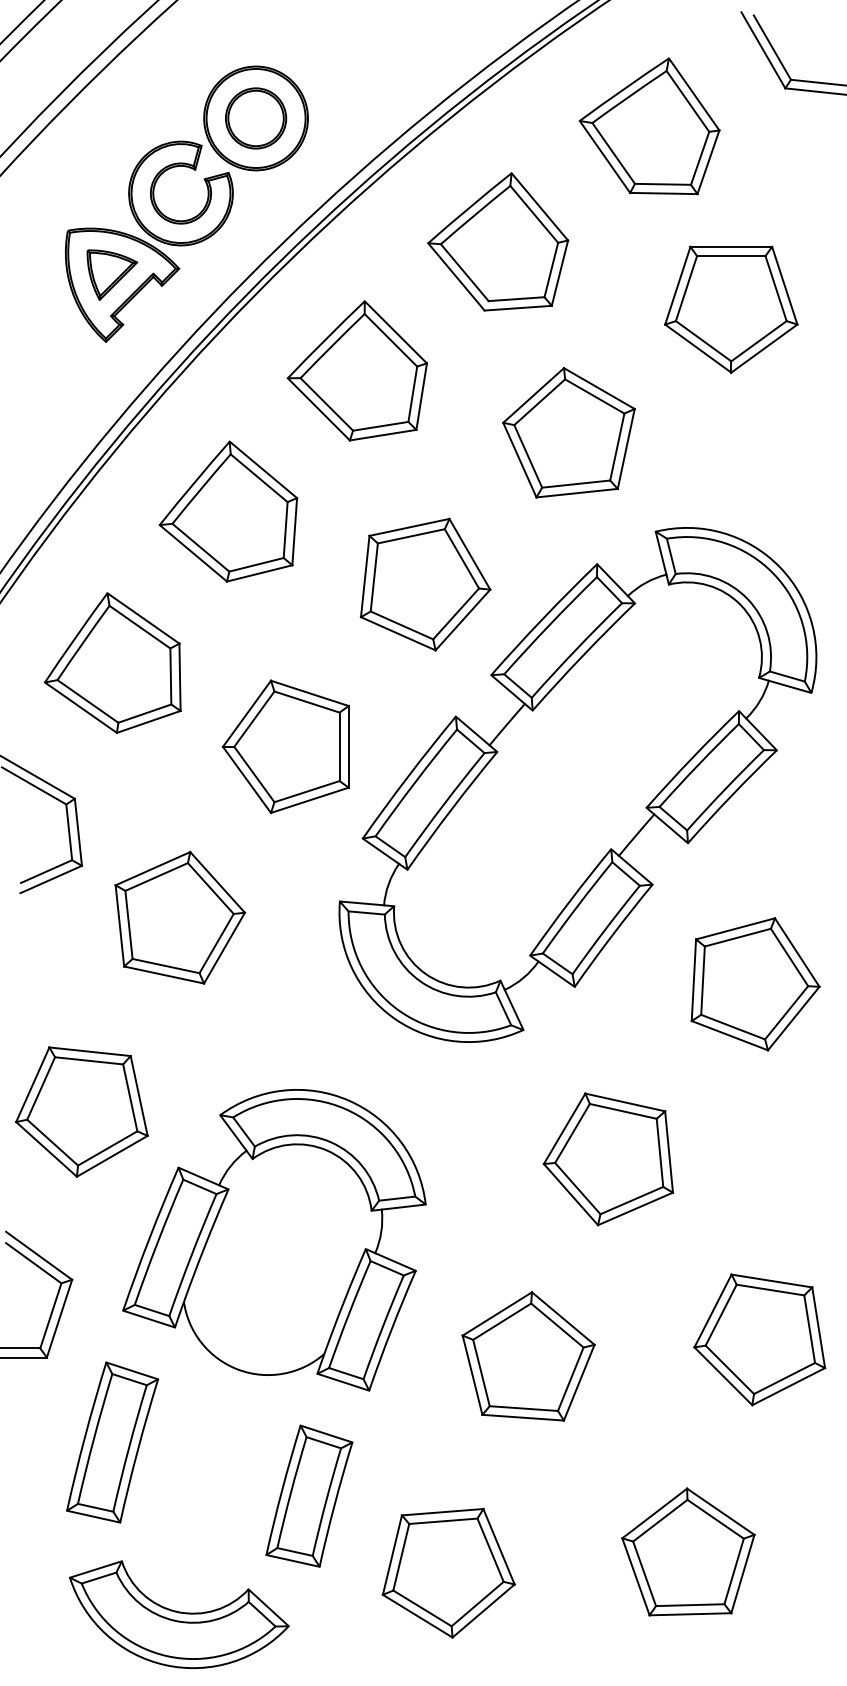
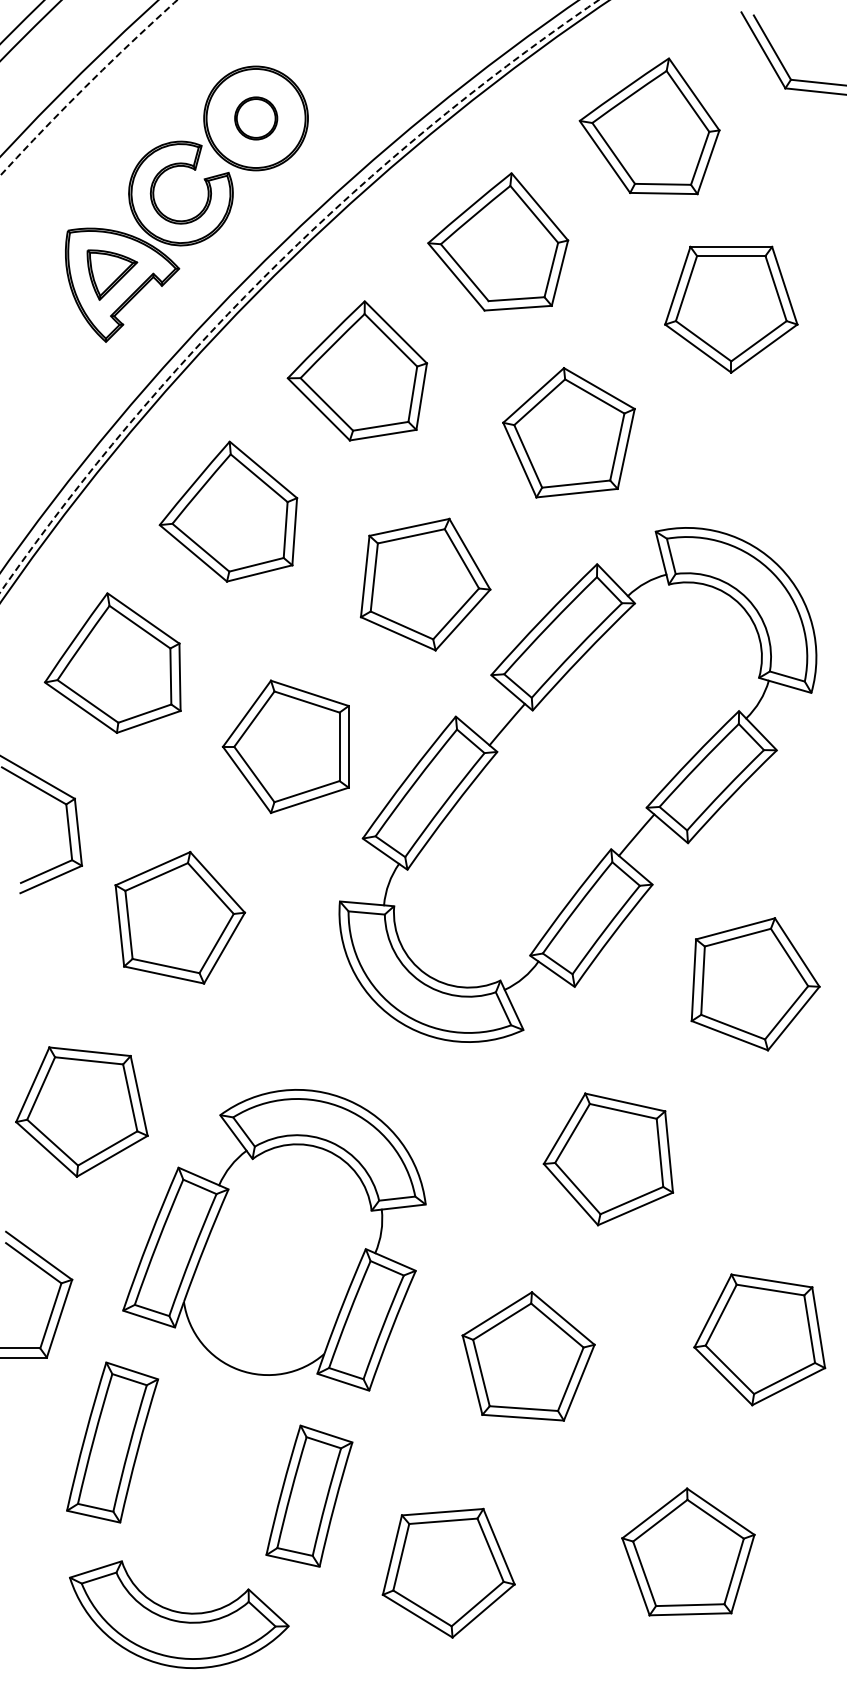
arc: solid -> dashed (86, 86)
part size: 63x63 px -> 45x45 px (256, 118)
arc: solid -> dashed (272, 268)
